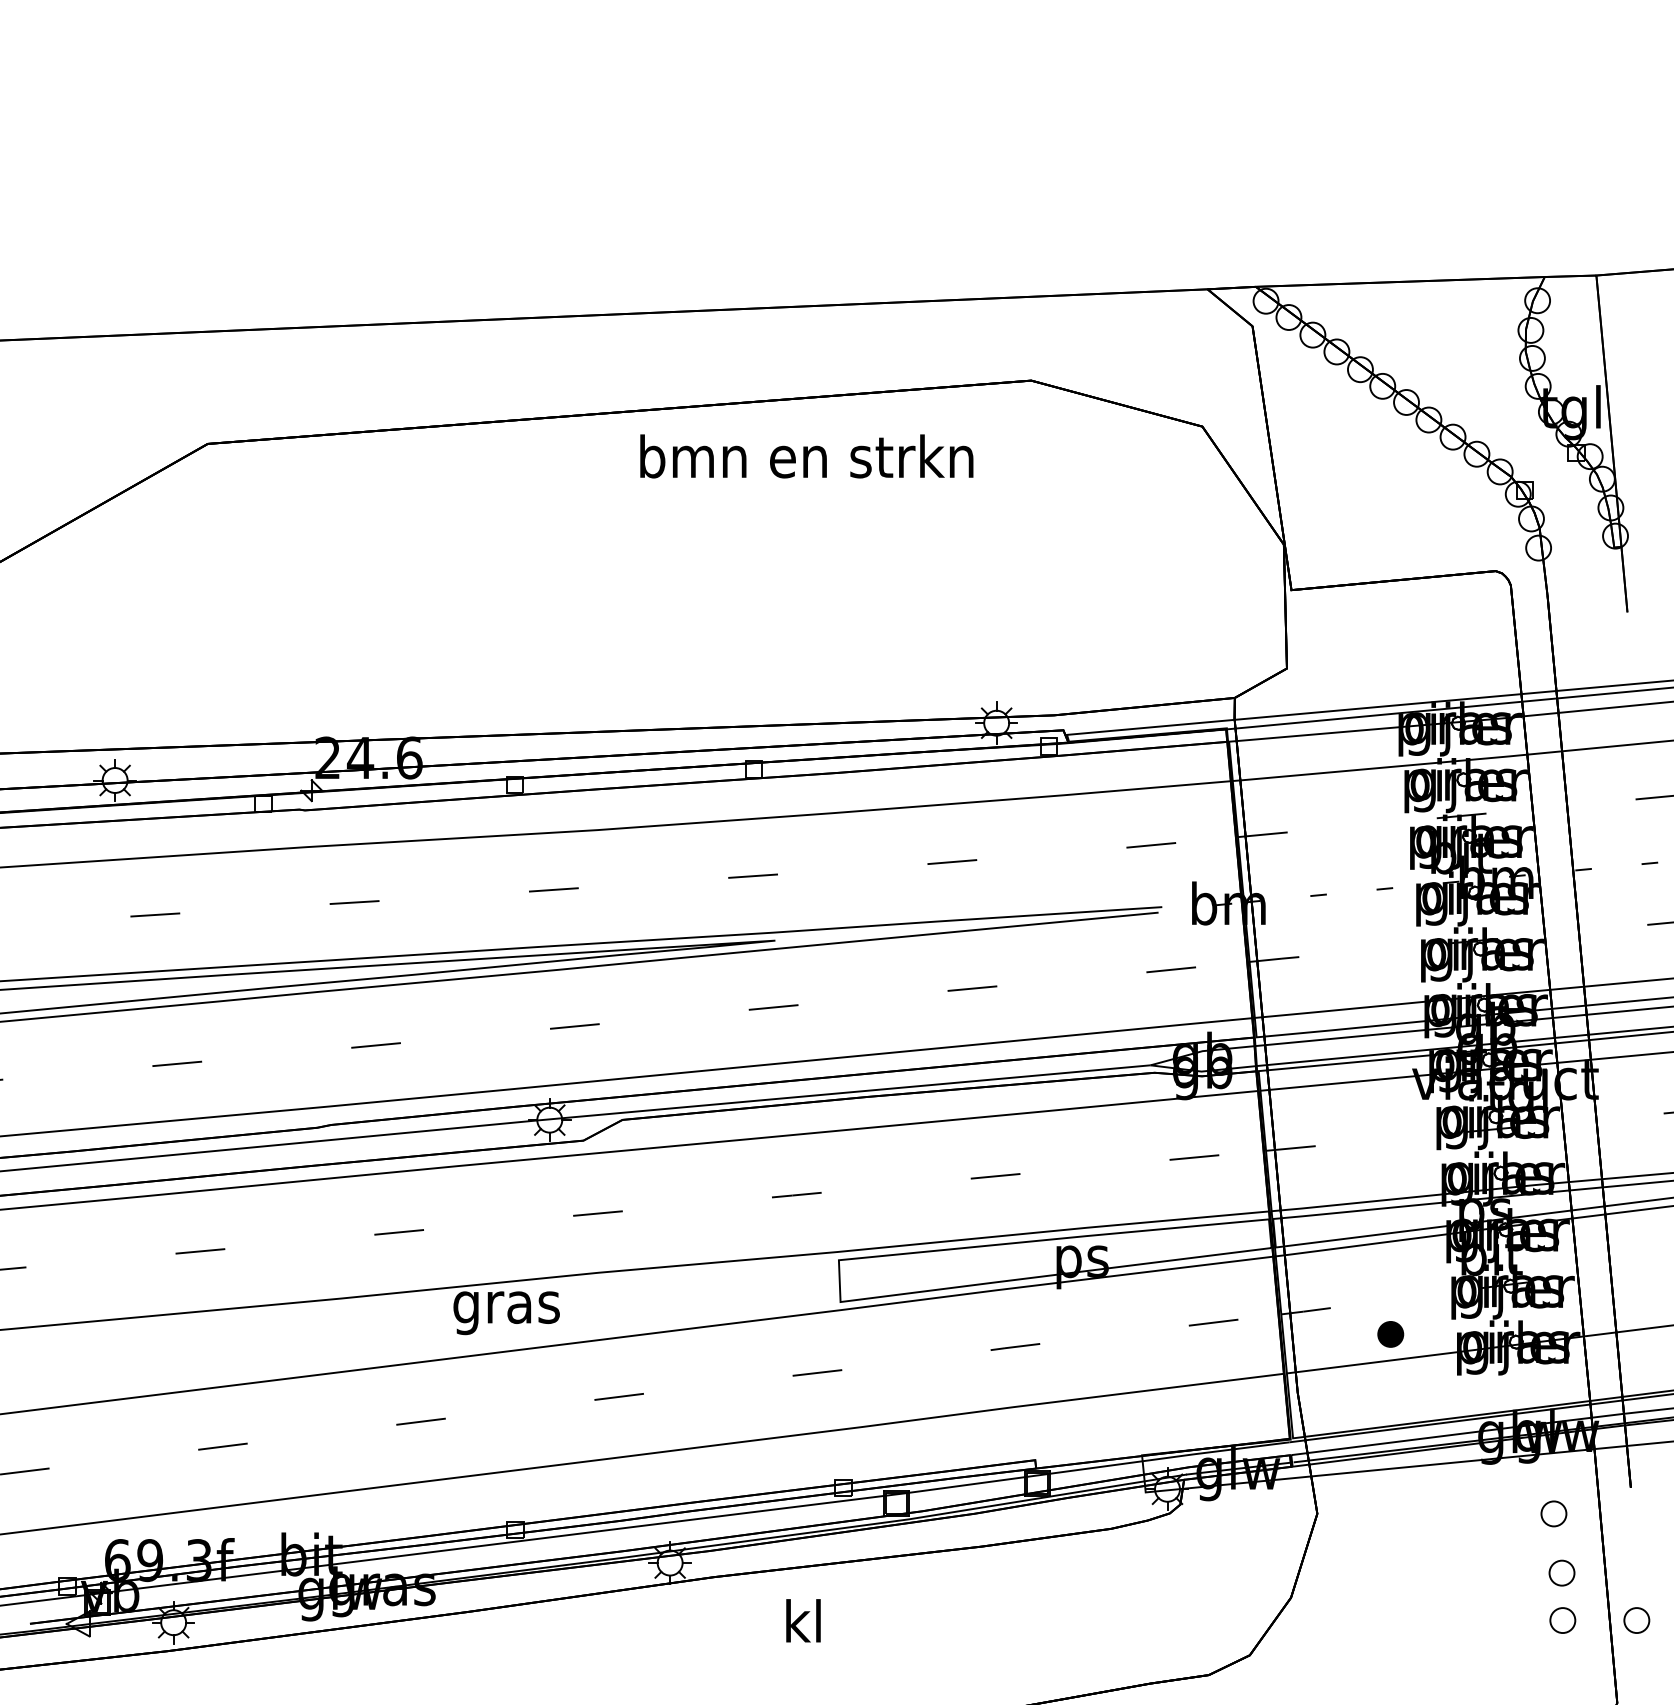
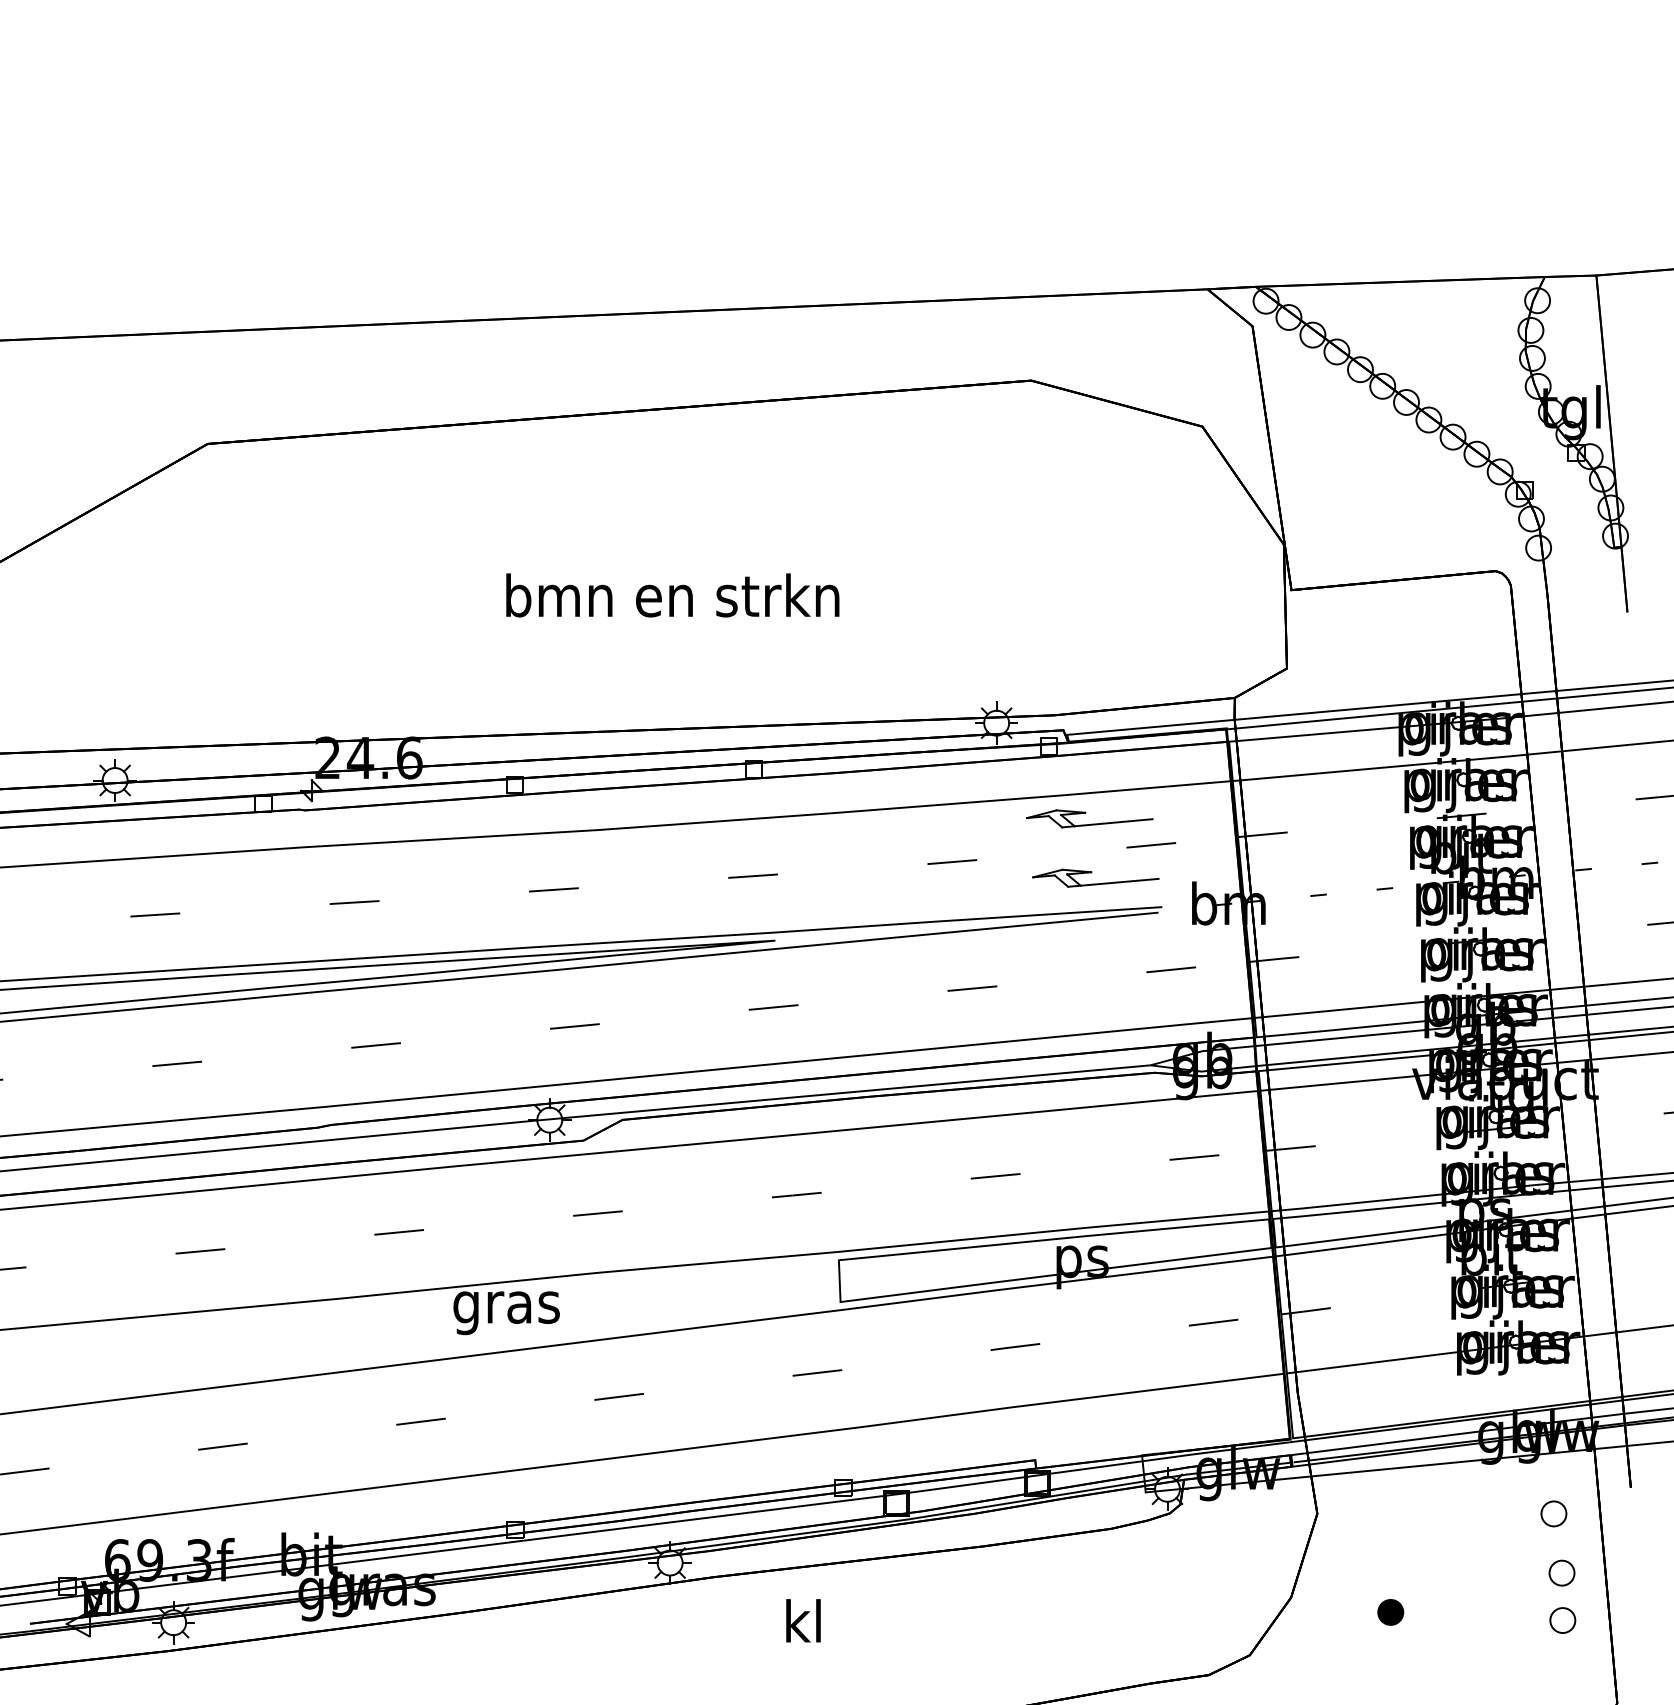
text position: (806, 456) -> (672, 595) (672, 595)
part: none -> present (1089, 818)
part: none -> present (1095, 877)
part position: (1390, 1334) -> (1390, 1612) (1390, 1612)
part: present -> none (1636, 1620)
